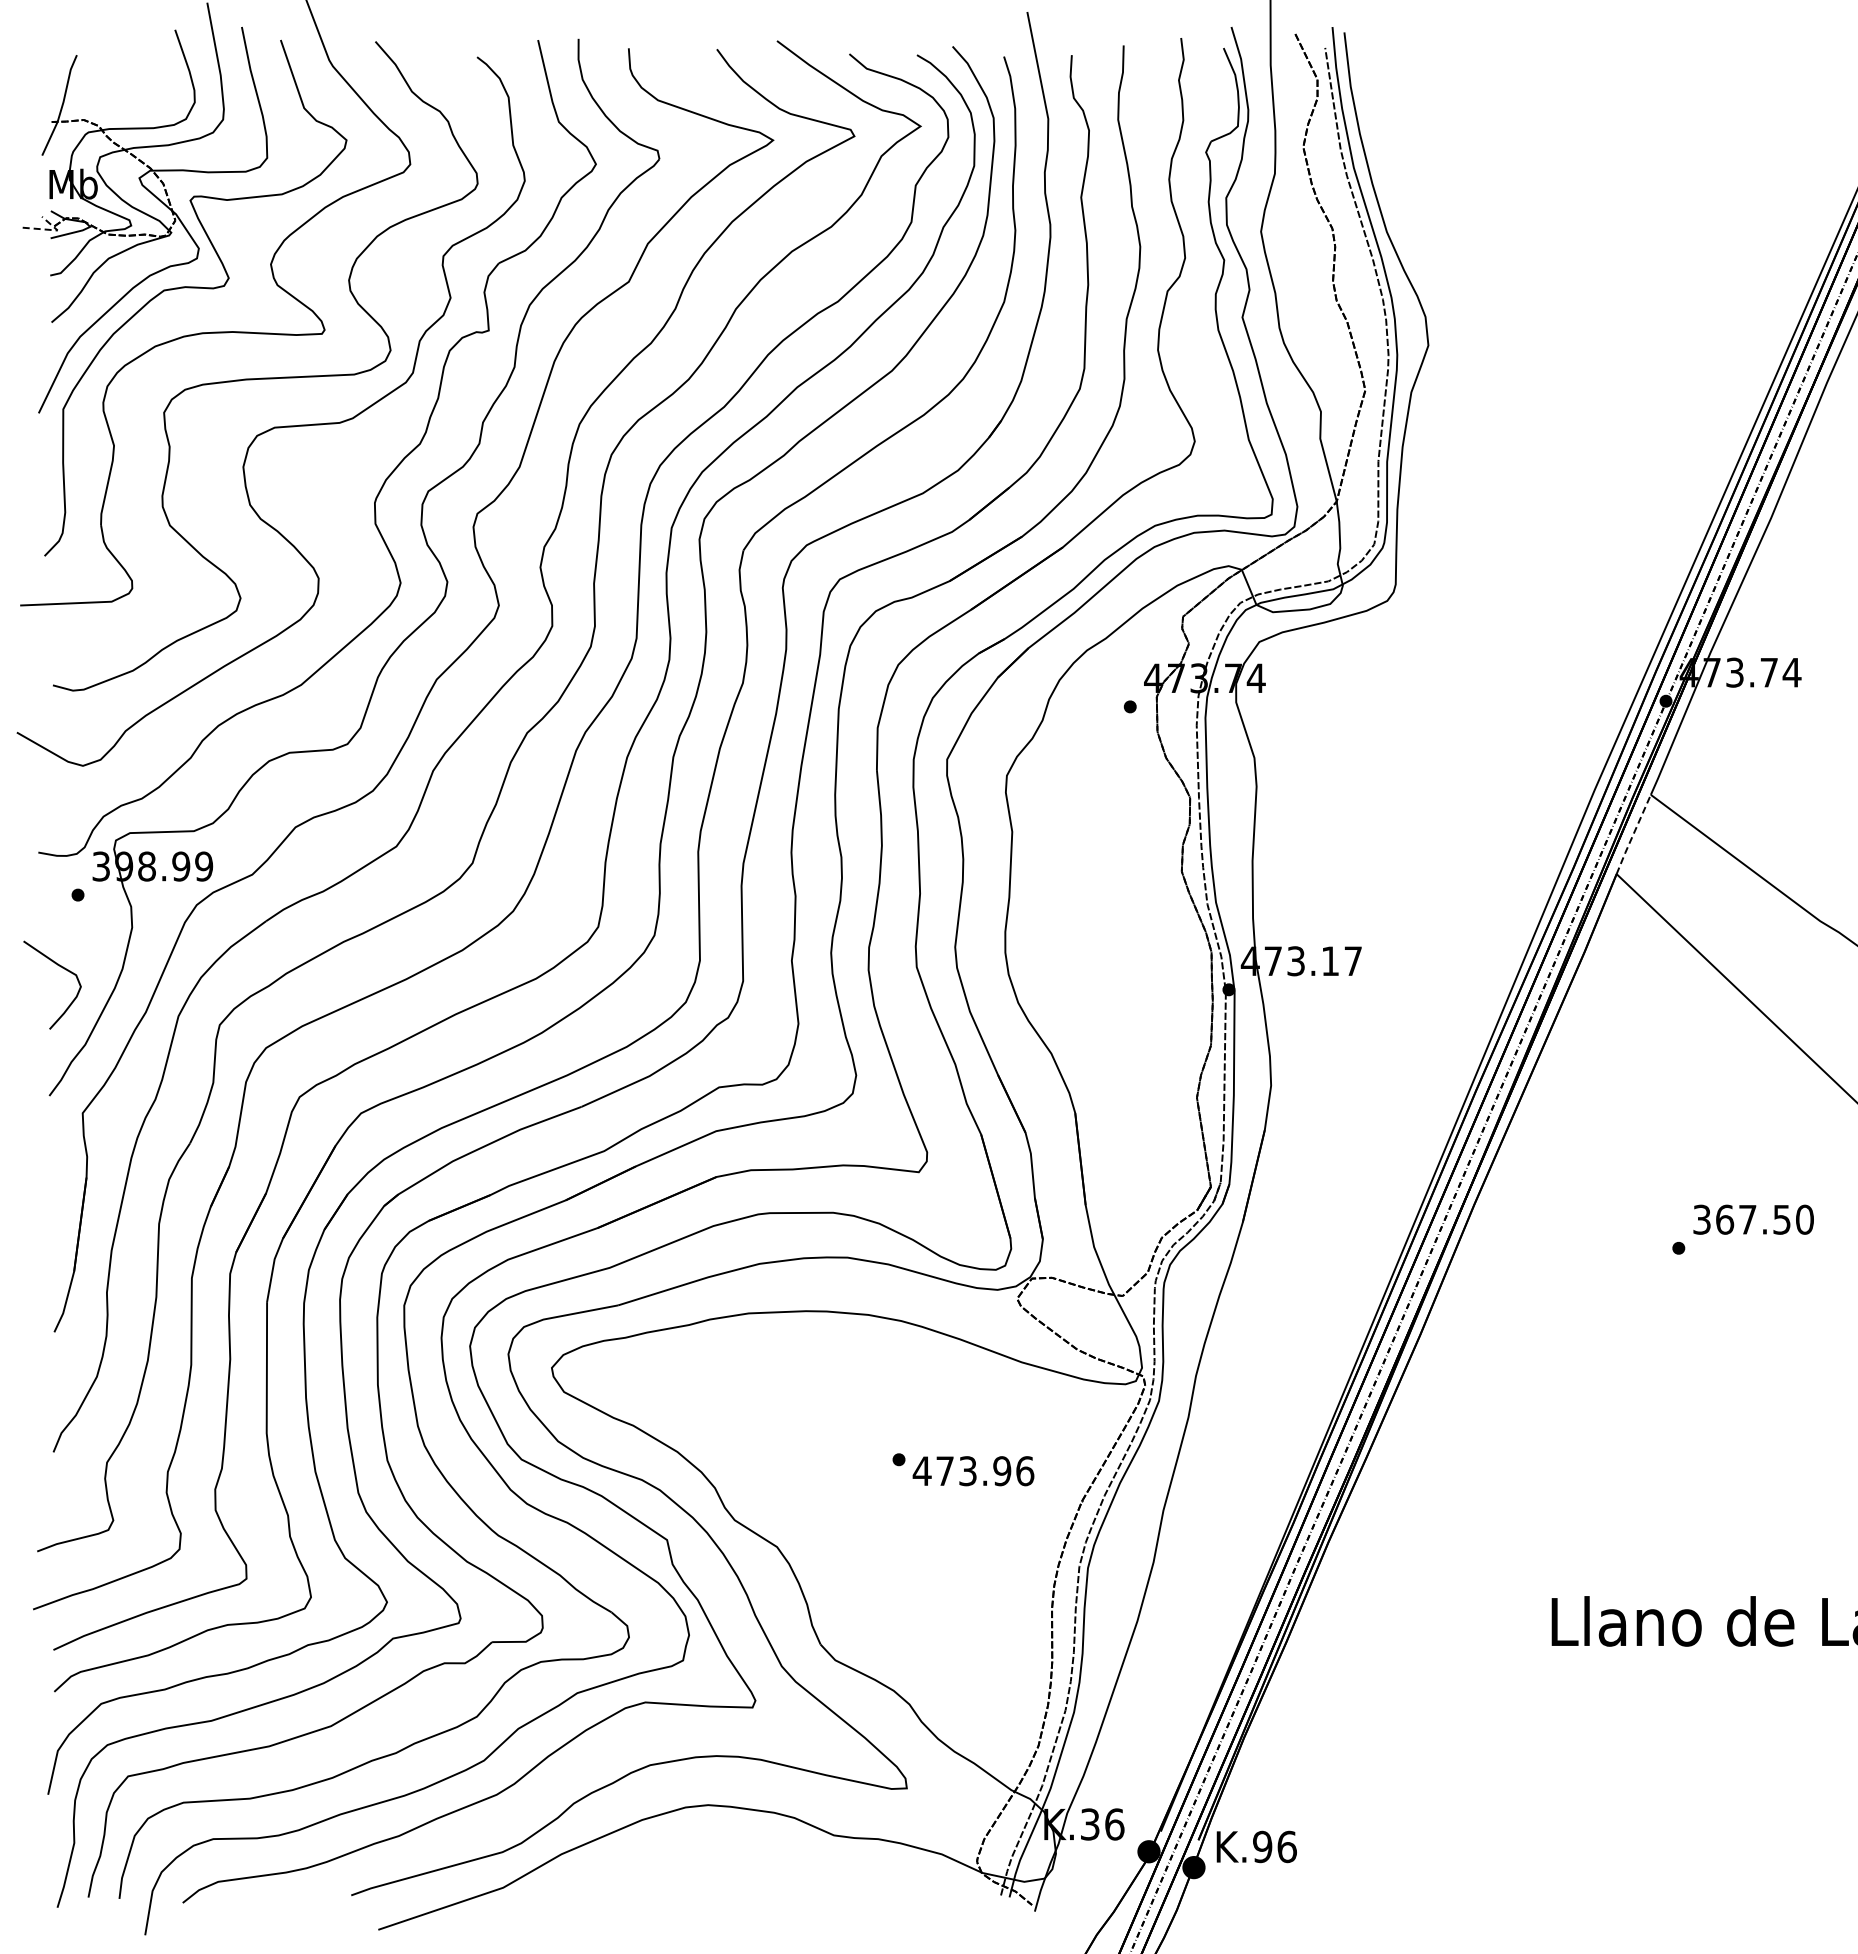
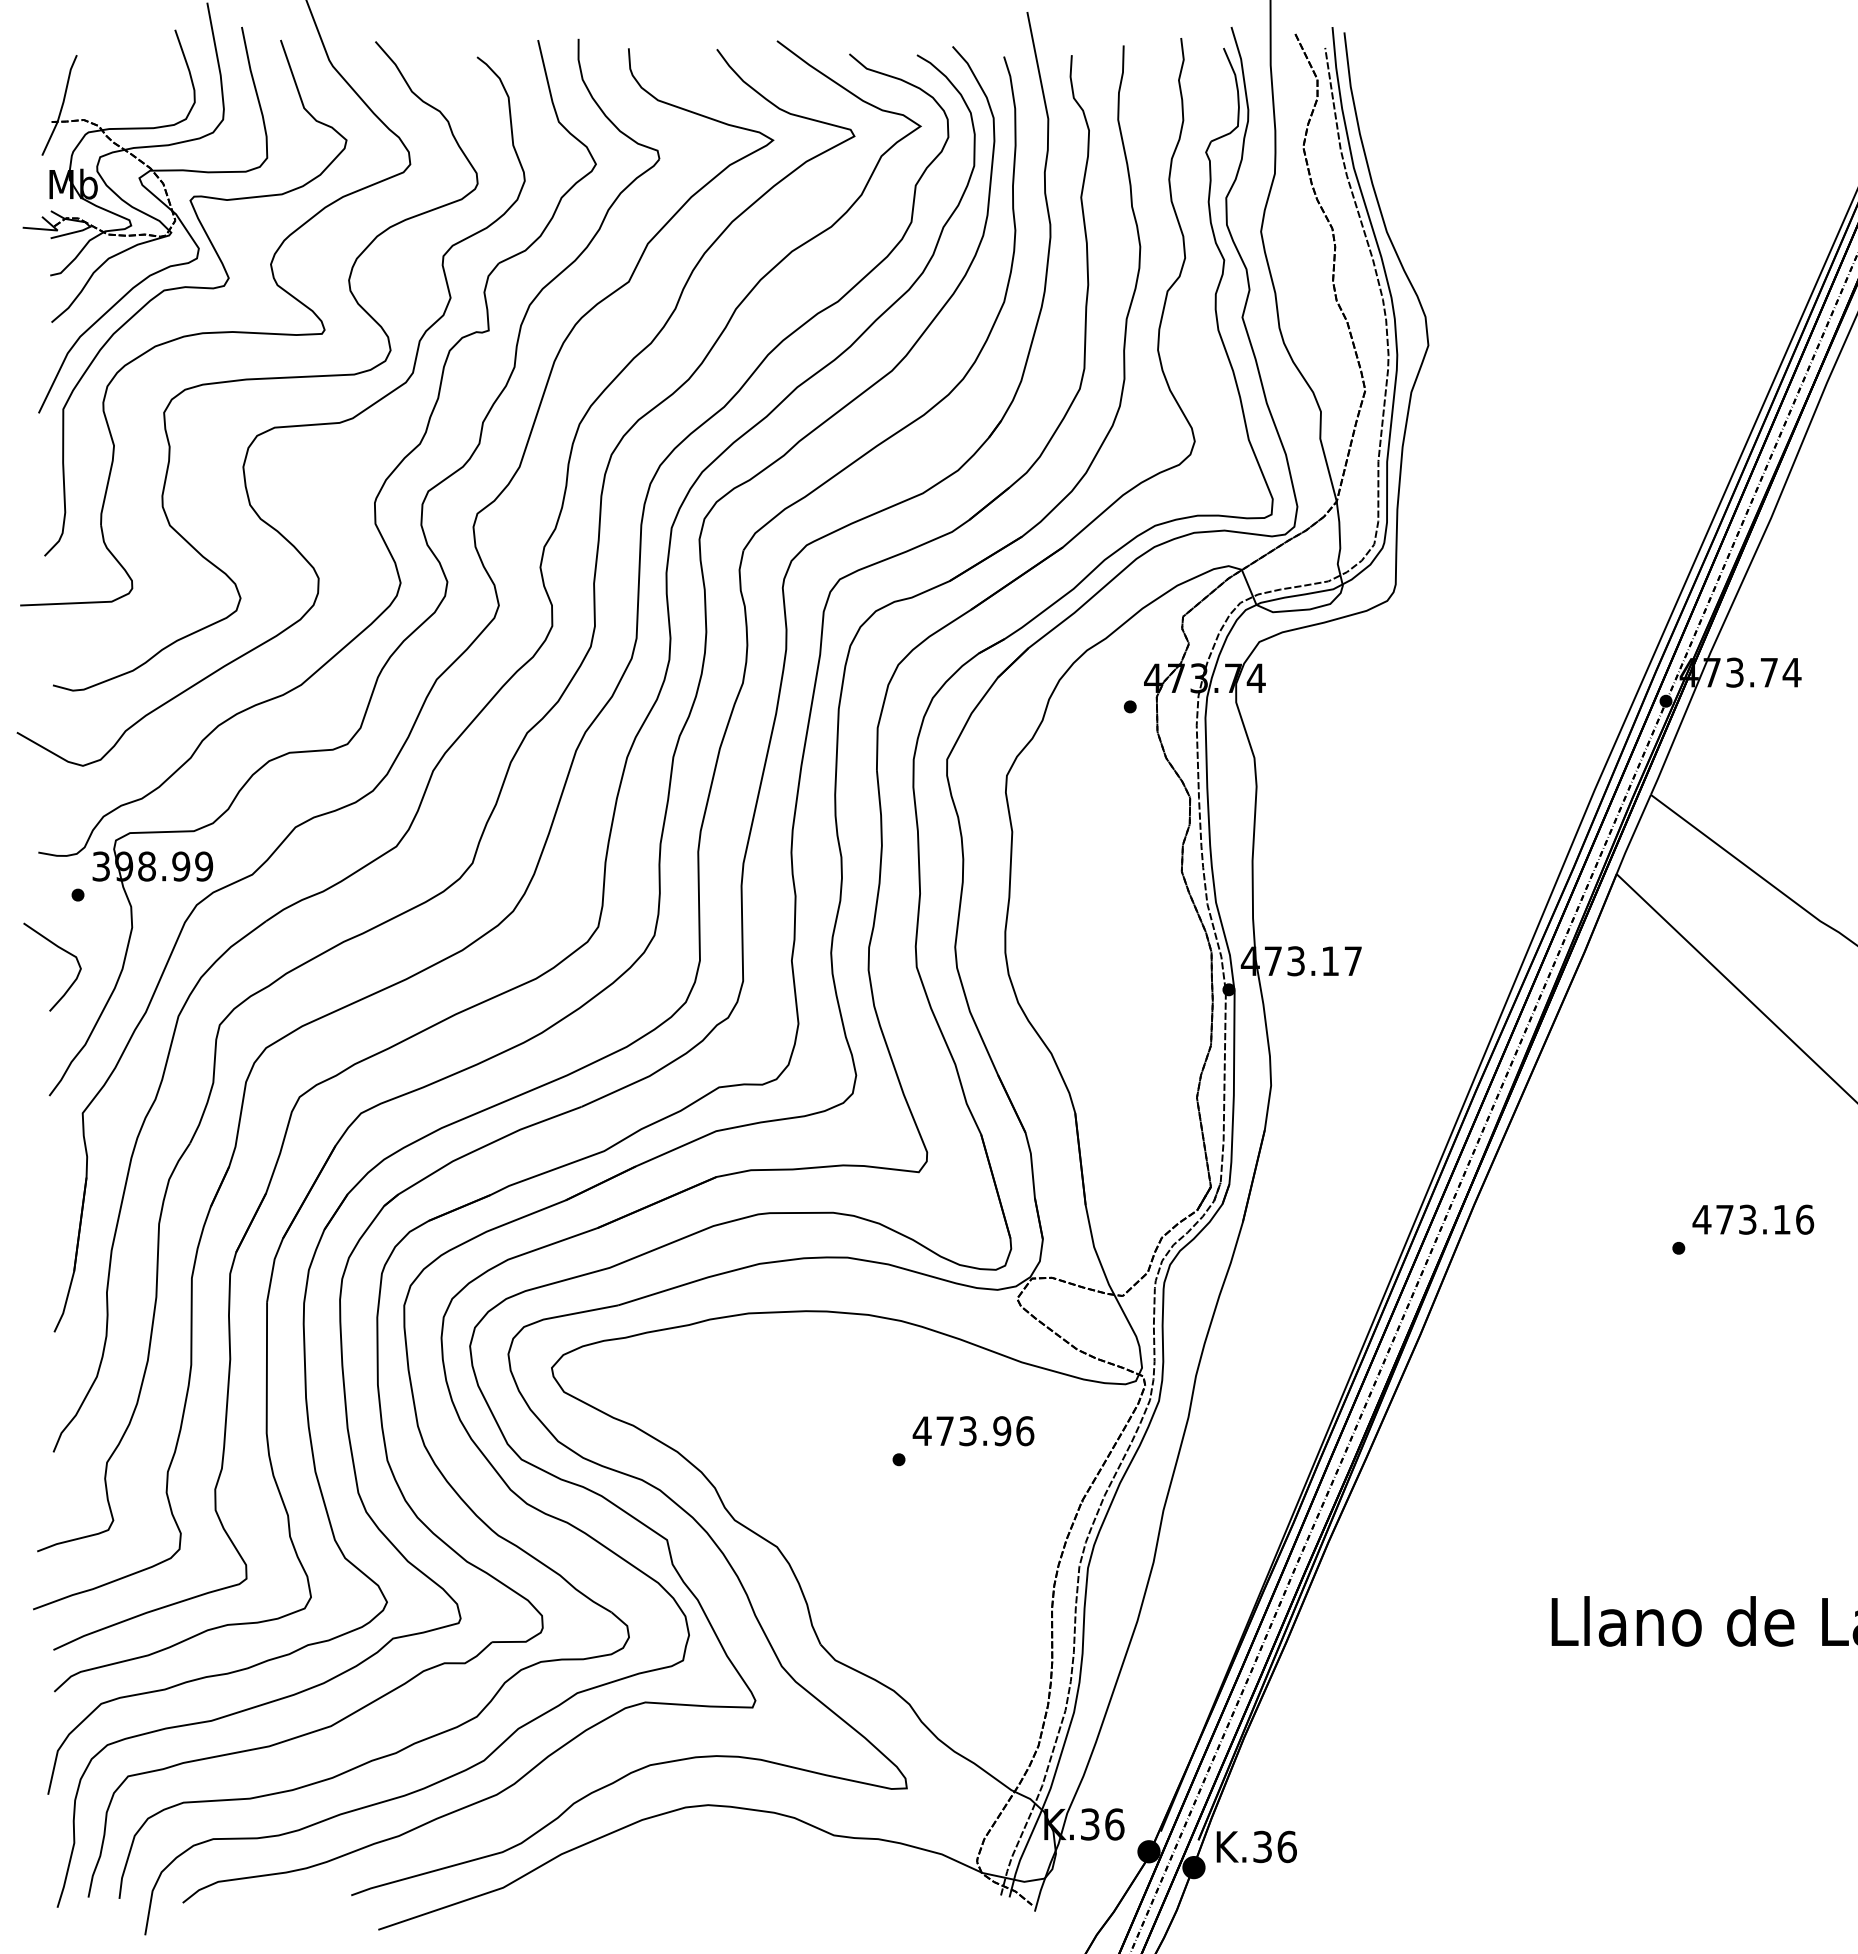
line: dashed -> solid (50, 229)
line: dashed -> solid (1633, 834)
curve position: (60, 967) -> (60, 949) (60, 949)
text: 367.50 -> 473.16 (1753, 1219)
text position: (973, 1471) -> (973, 1431) (973, 1431)
text: K.96 -> K.36 (1262, 1846)
